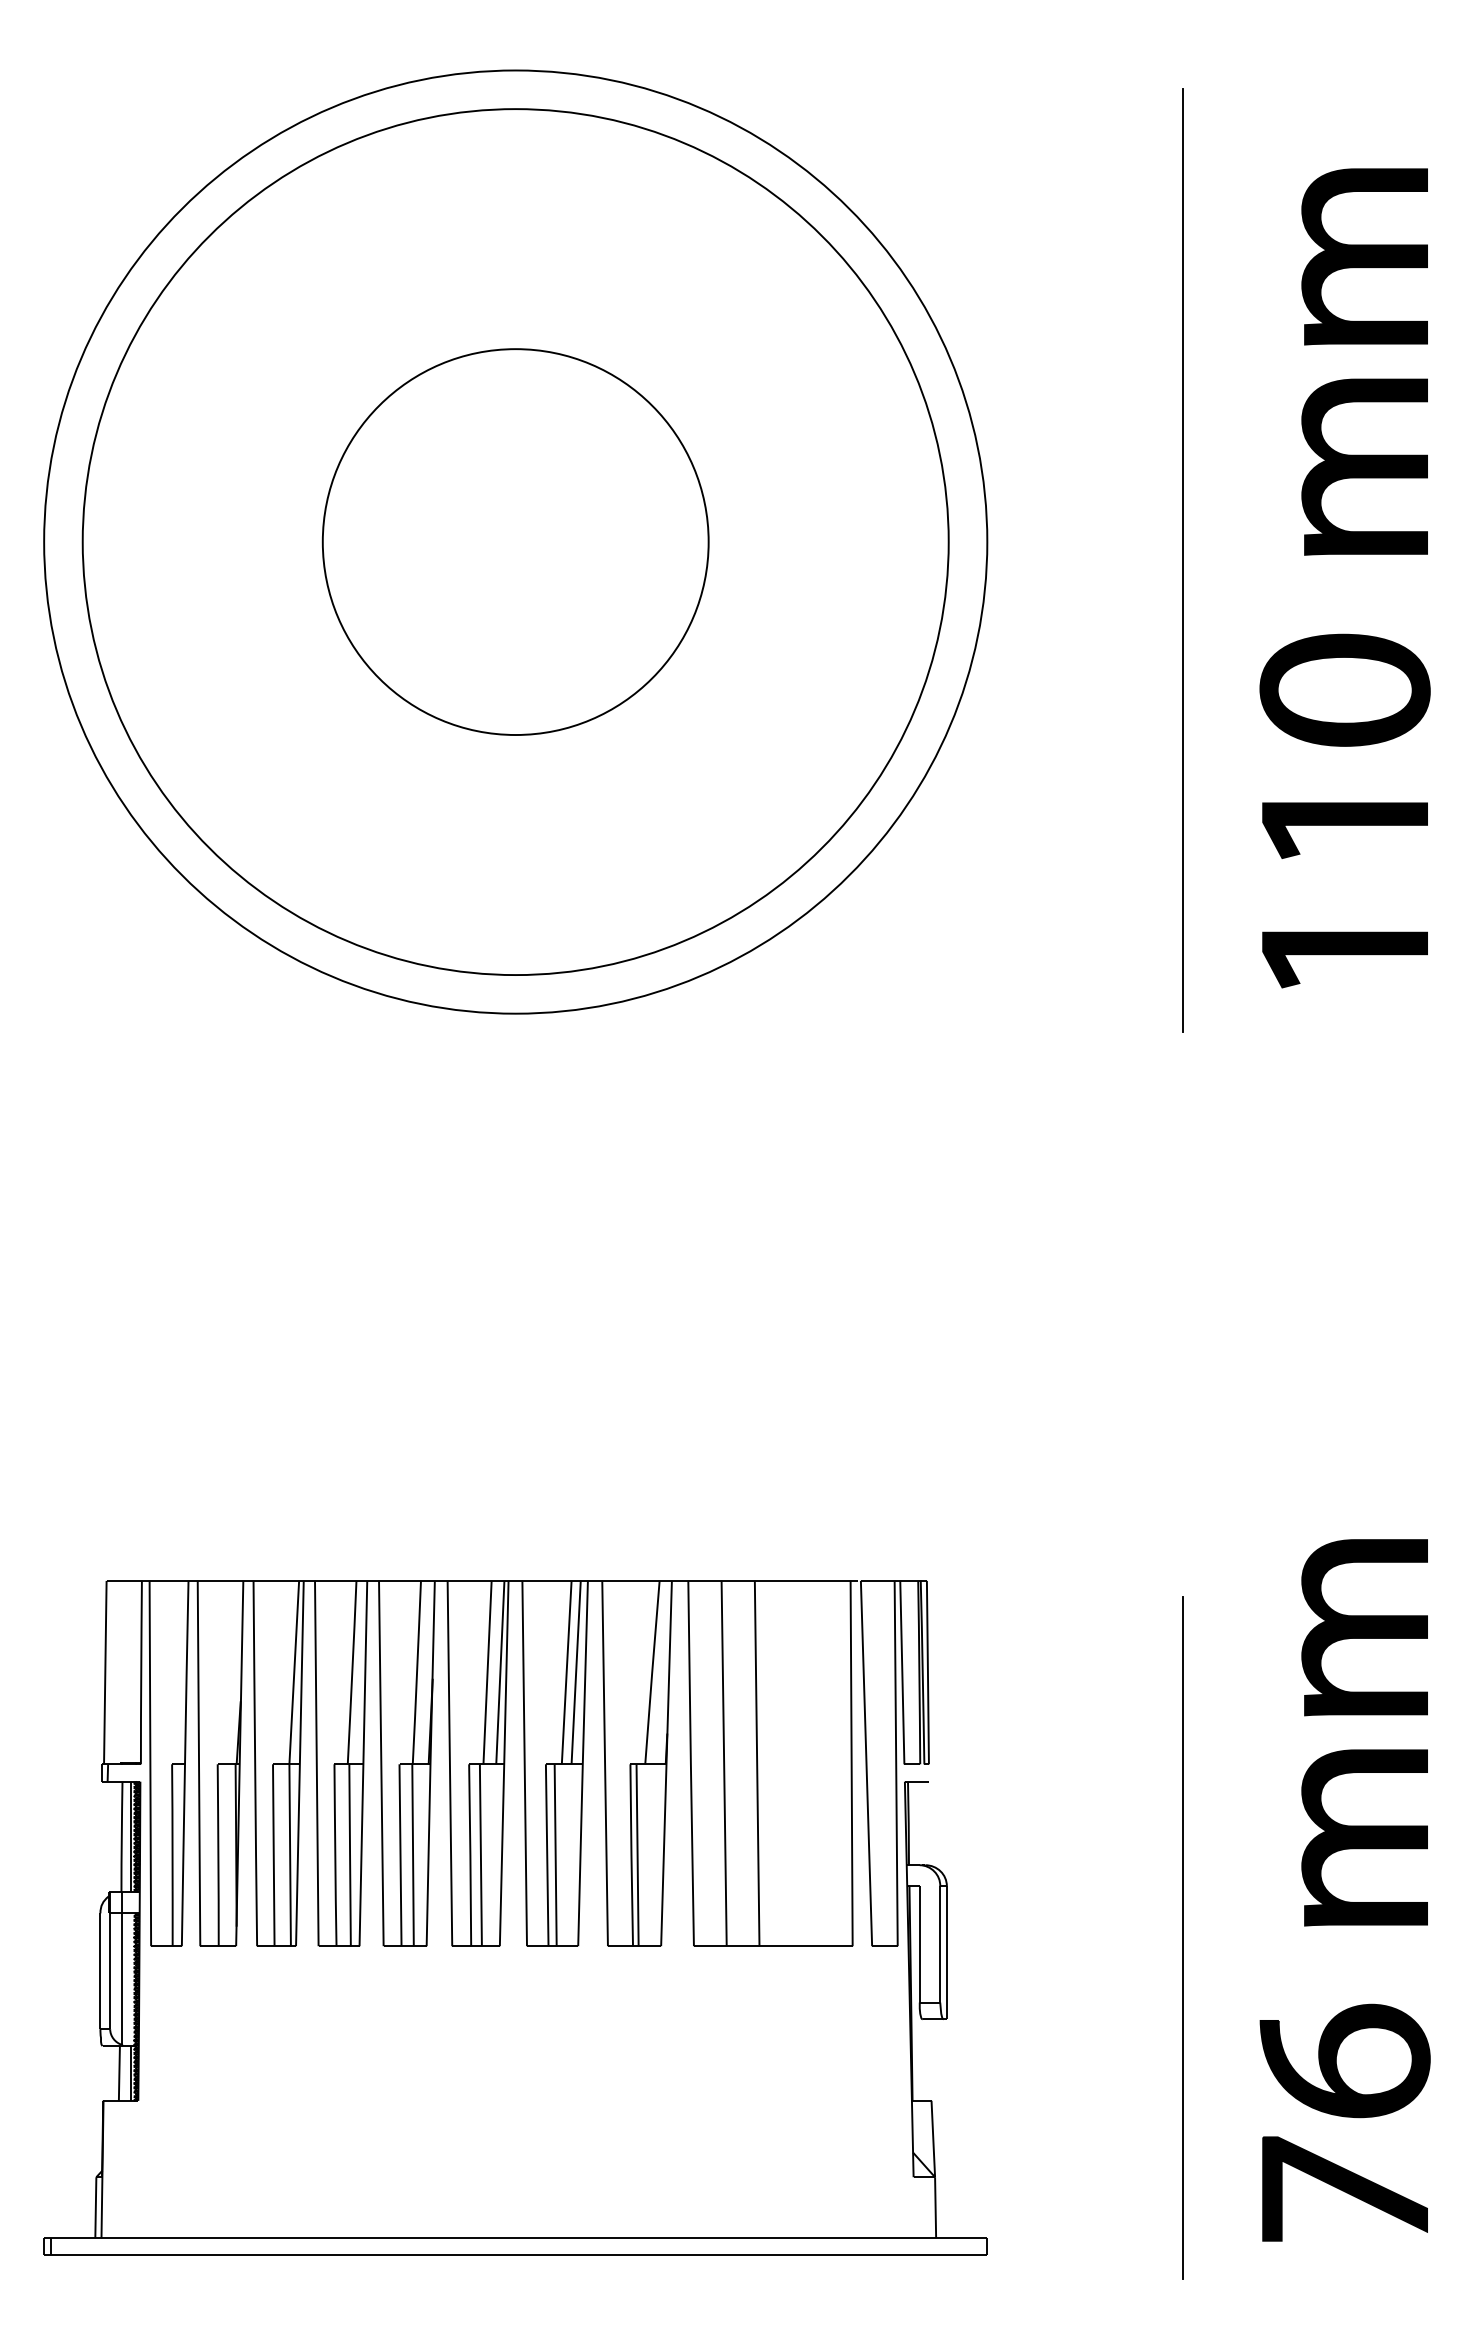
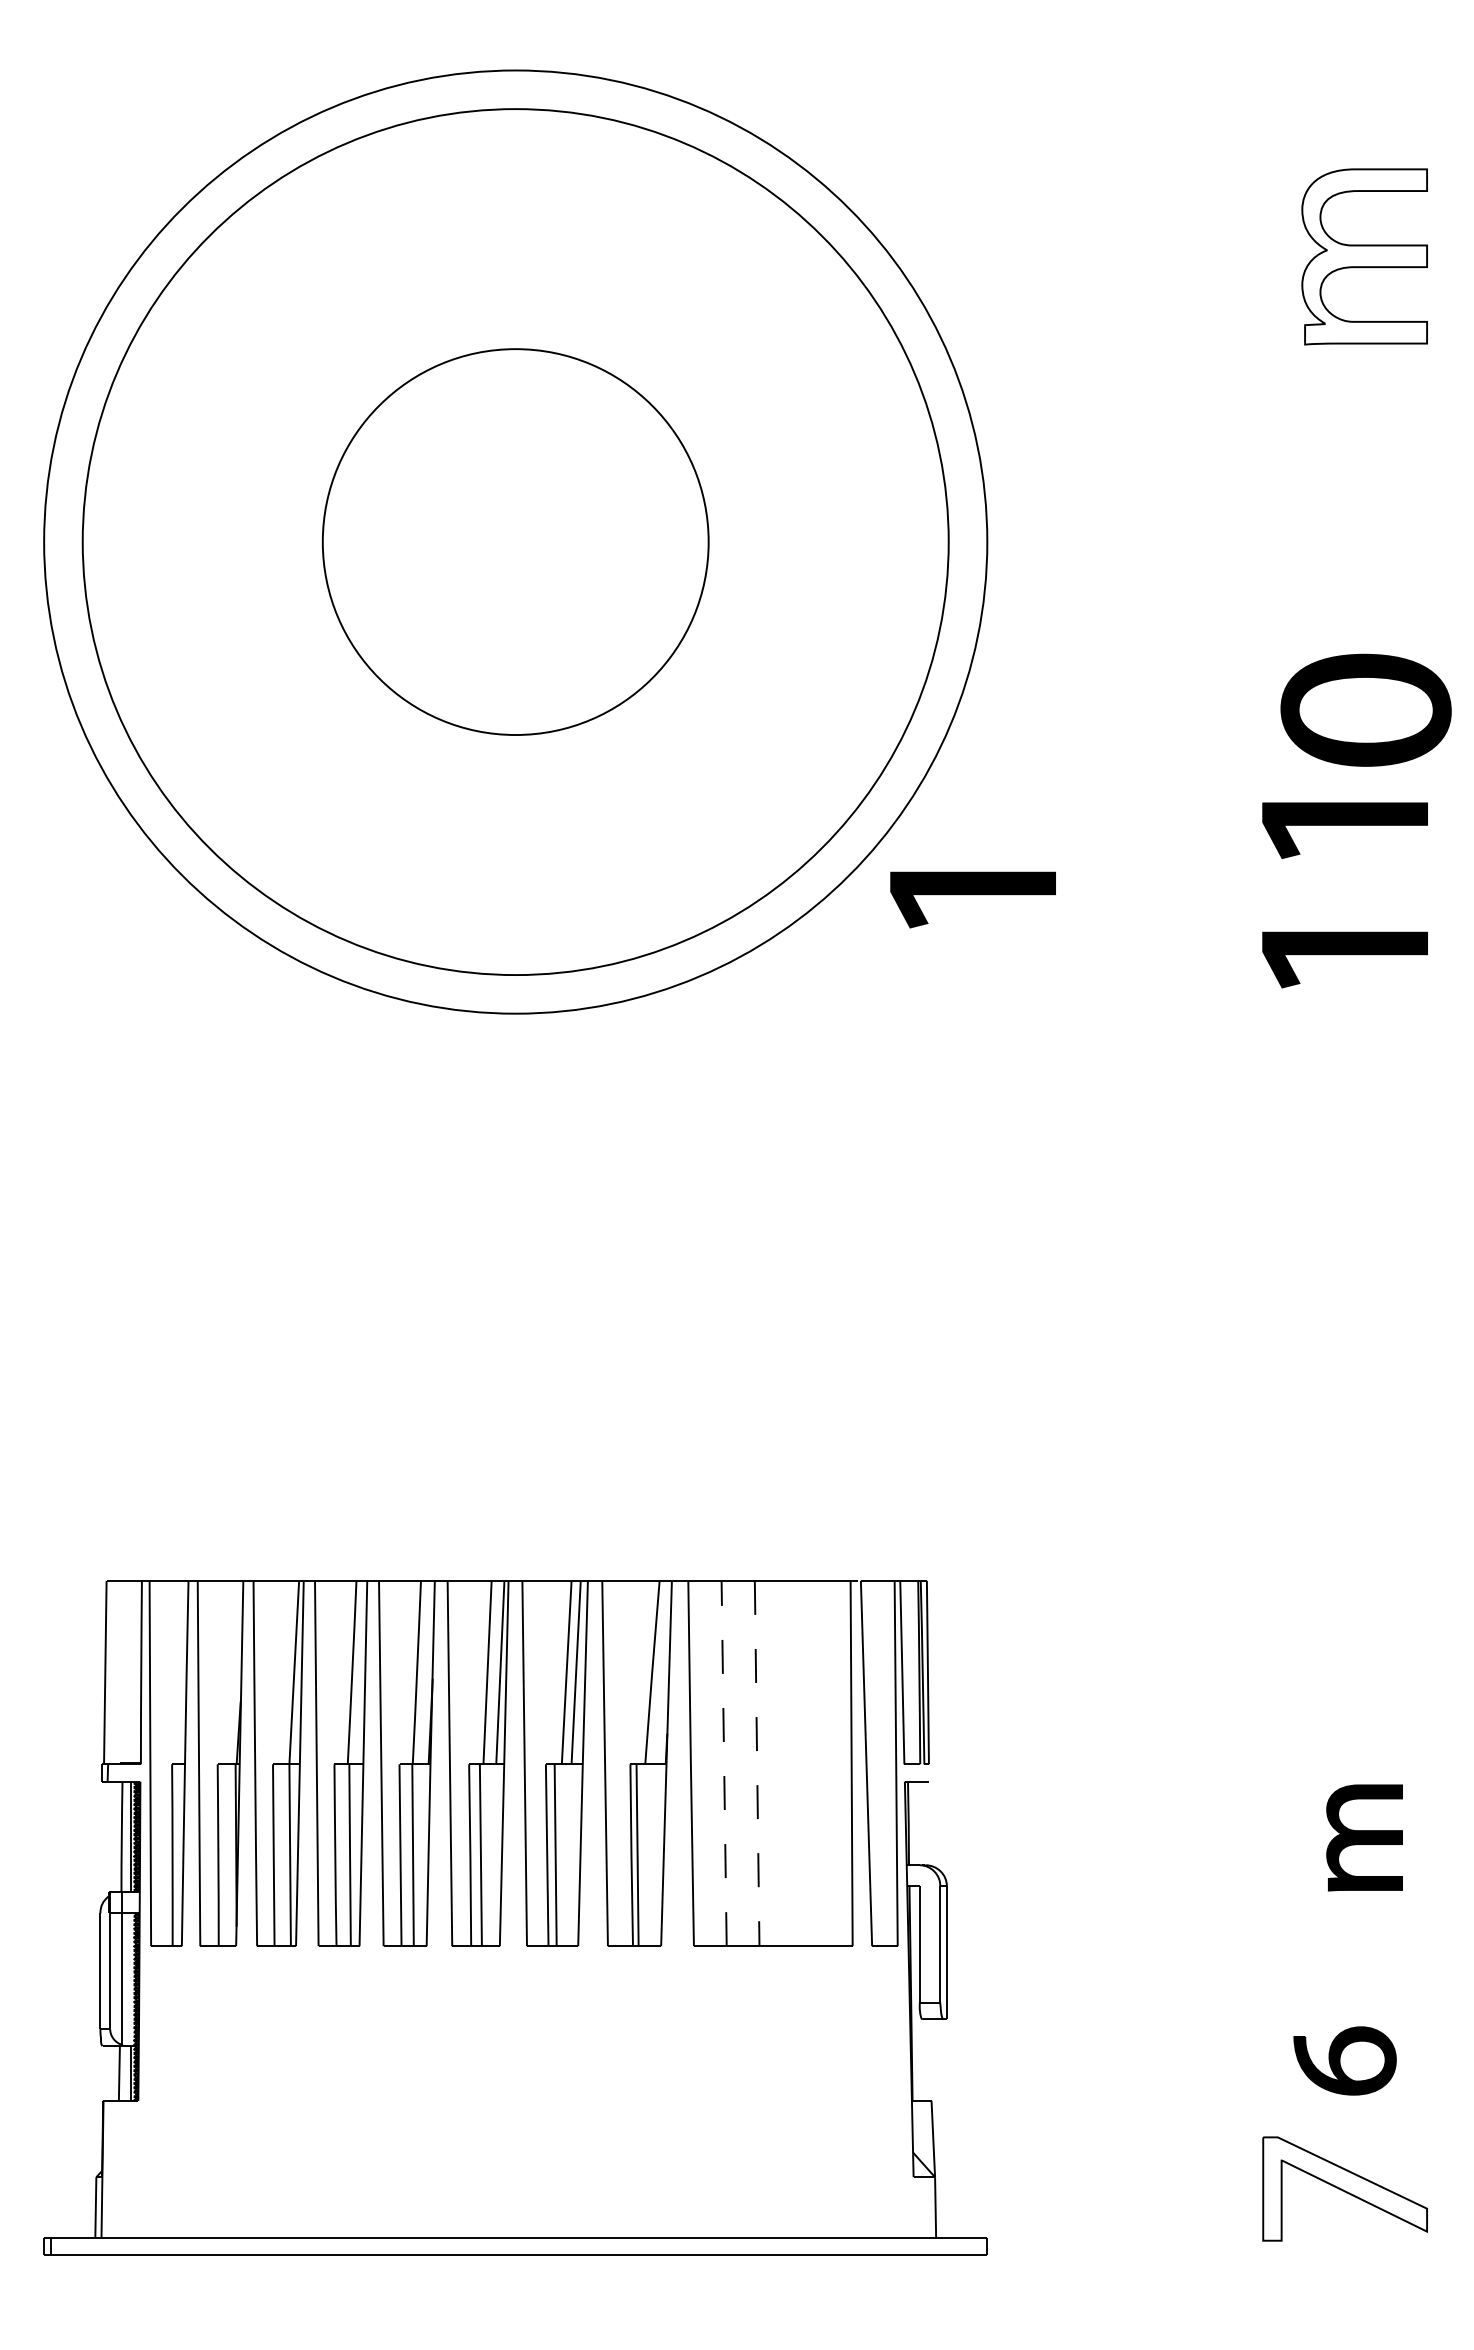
fill: present -> none (1364, 256)
part: present -> none (1364, 466)
line: present -> none (1183, 560)
part position: (1344, 689) -> (1365, 709) (1365, 709)
part: none -> present (972, 899)
part: present -> none (1364, 1627)
line: solid -> dashed (724, 1763)
line: solid -> dashed (757, 1763)
part size: 127x178 px -> 77x108 px (1364, 1837)
line: present -> none (1183, 1937)
part size: 172x116 px -> 104x70 px (1344, 2060)
fill: present -> none (1345, 2188)
